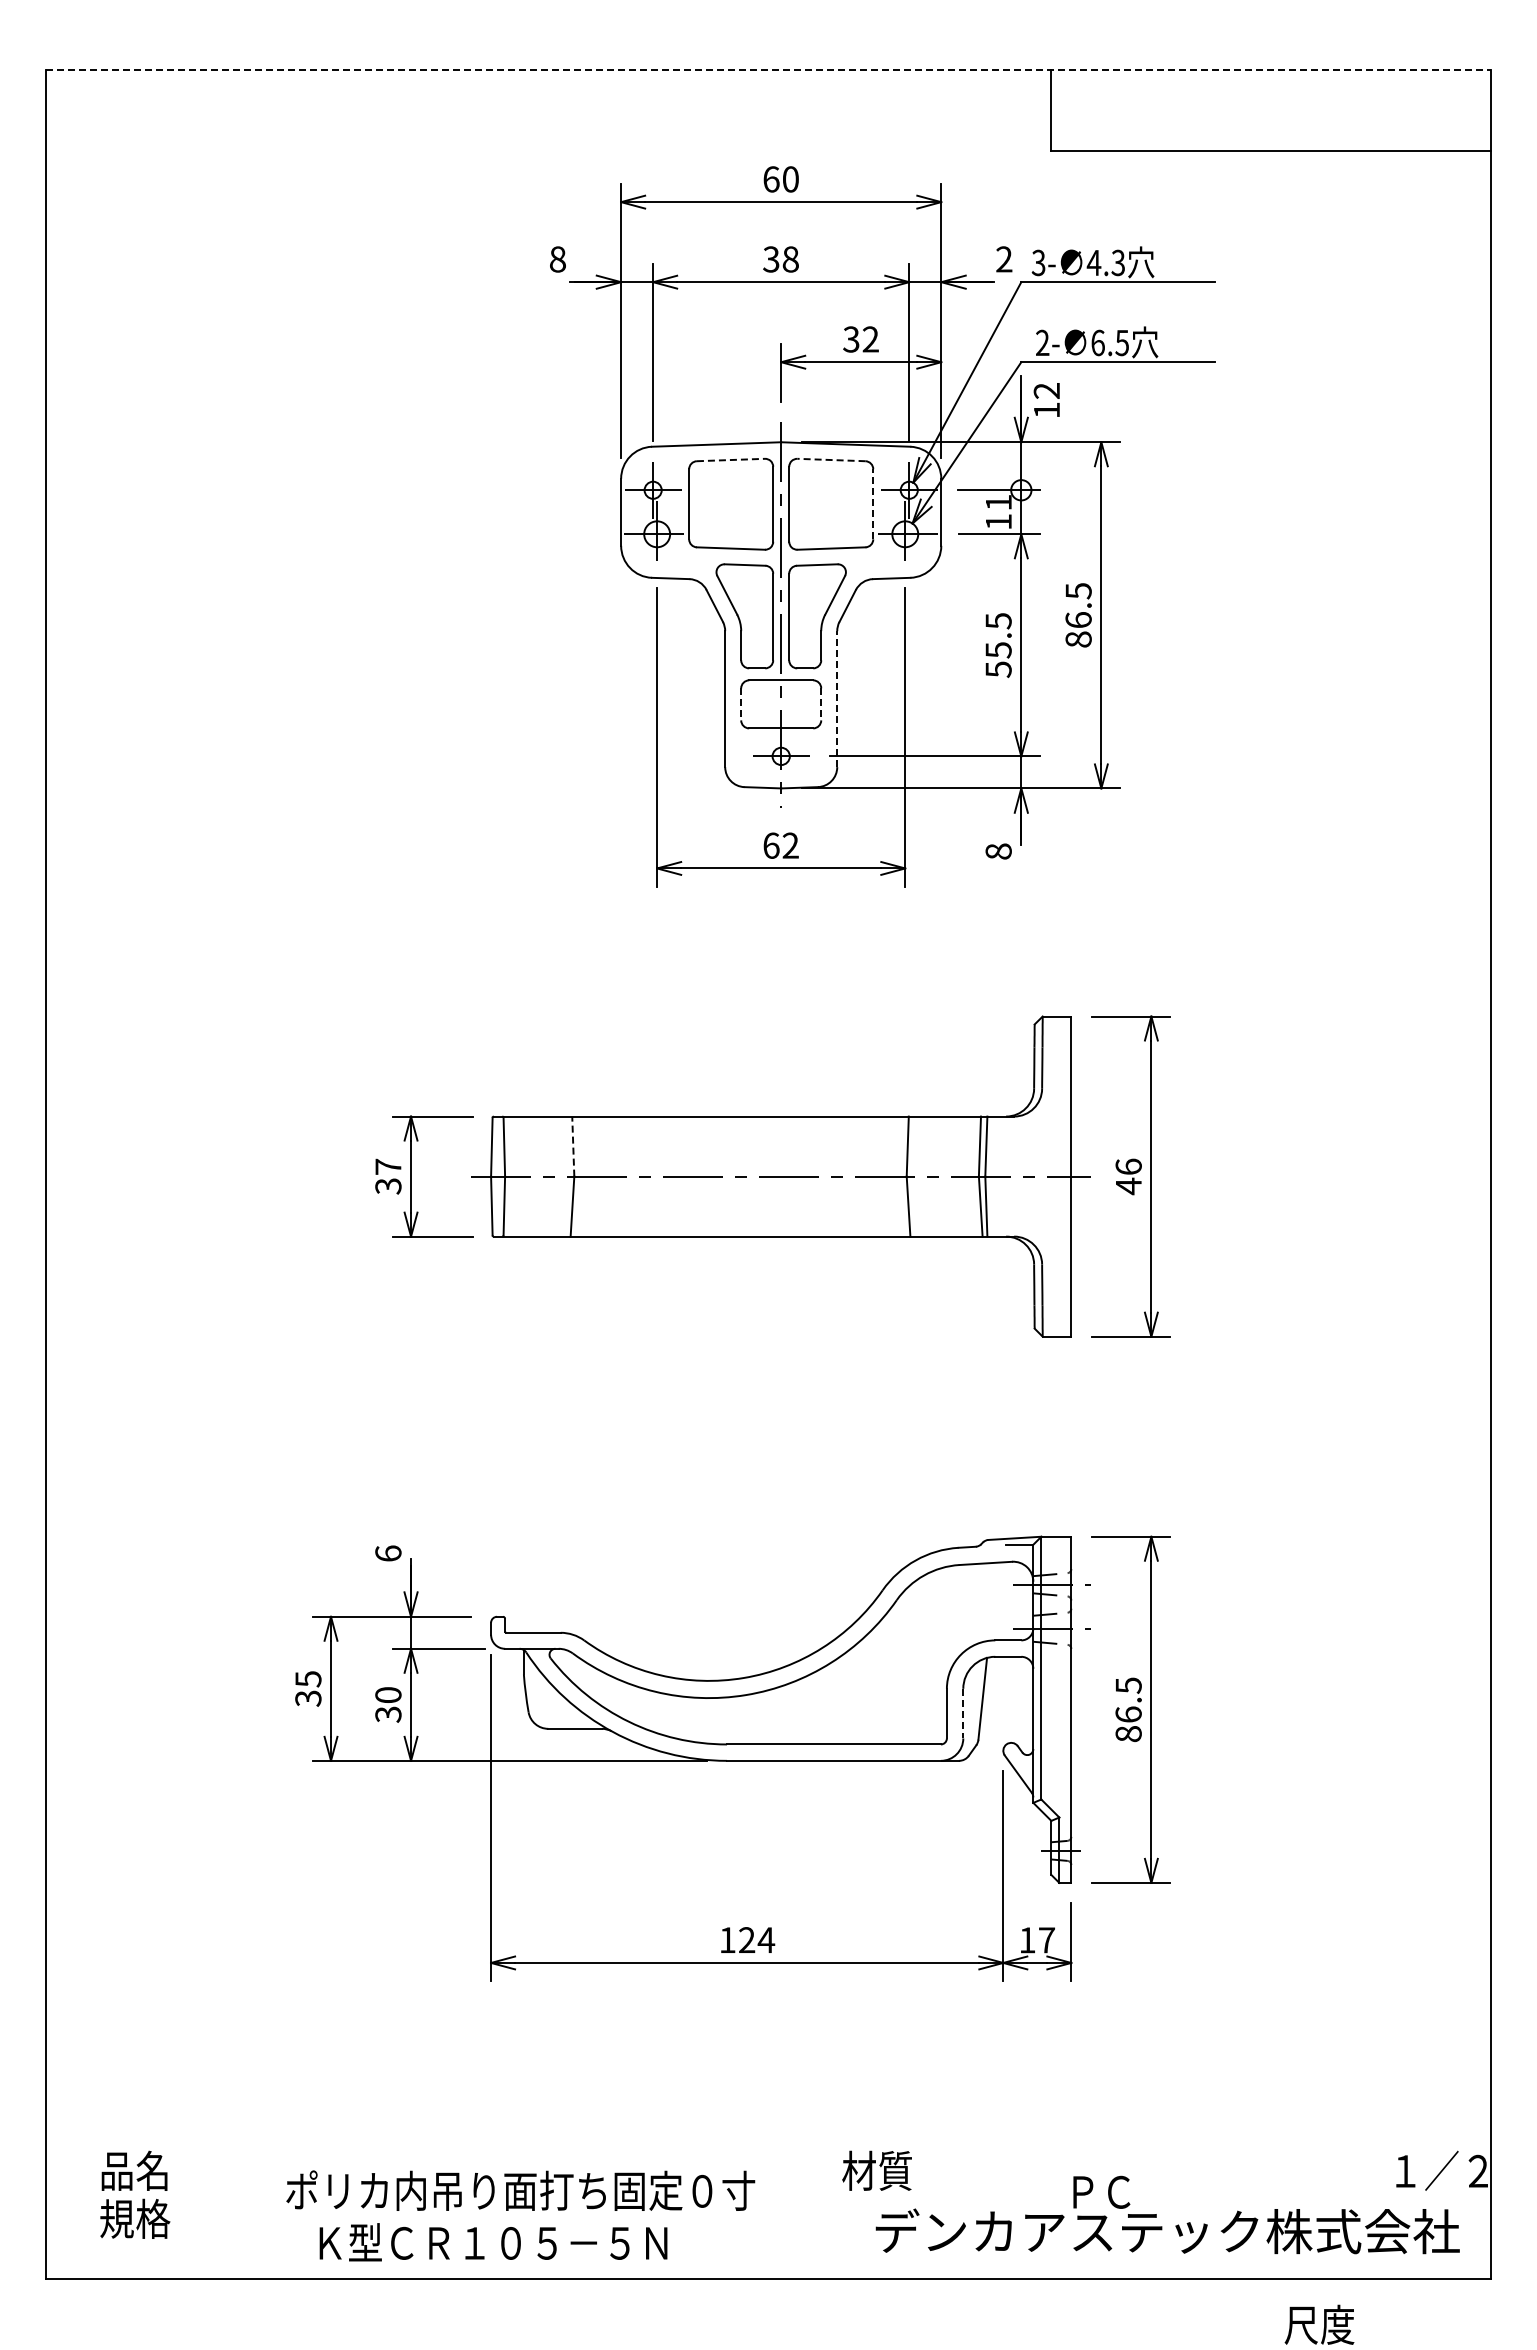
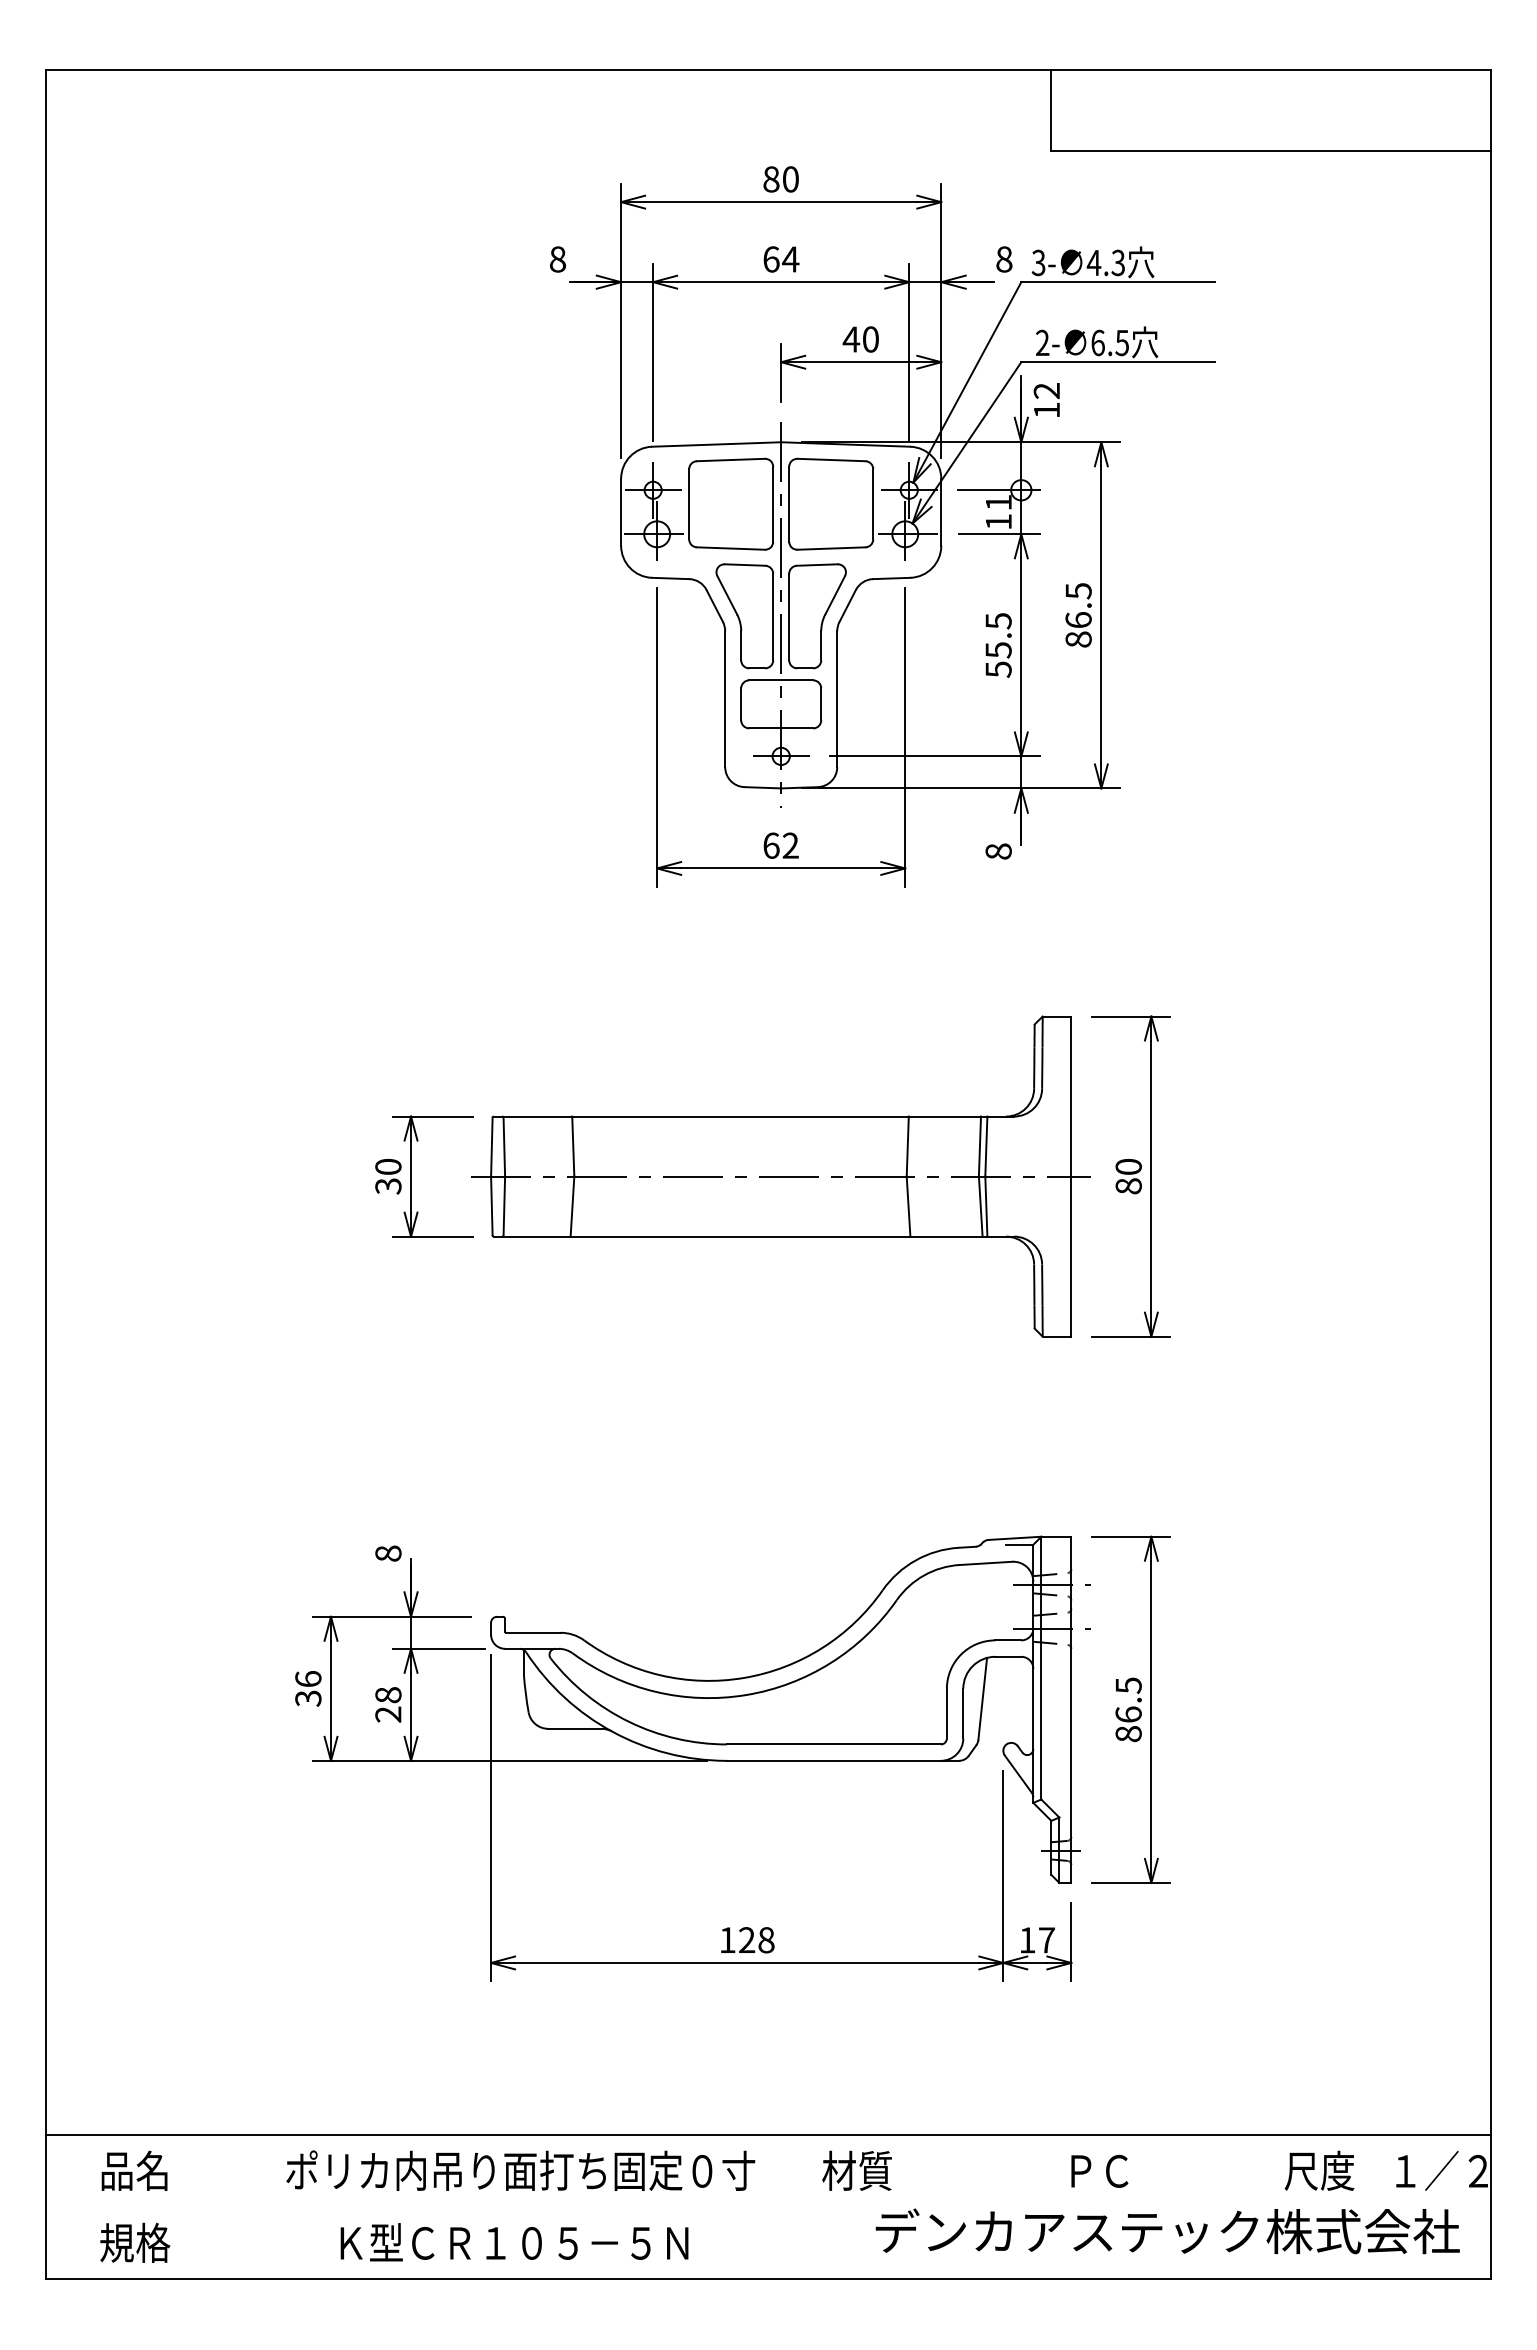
line: dashed -> solid (768, 70)
text: 60 -> 80 (771, 179)
text: 38 -> 64 (781, 259)
text: 2 -> 8 (1004, 259)
text: 32 -> 40 (860, 339)
line: dashed -> solid (731, 460)
line: dashed -> solid (831, 460)
line: dashed -> solid (873, 503)
line: dashed -> solid (837, 699)
line: dashed -> solid (741, 704)
line: dashed -> solid (821, 704)
line: dashed -> solid (573, 1146)
text: 37 -> 30 (388, 1166)
text: 46 -> 80 (1128, 1176)
text: 6 -> 8 (388, 1553)
text: 35 -> 36 (308, 1679)
text: 30 -> 28 (388, 1704)
line: dashed -> solid (963, 1713)
text: 124 -> 128 (766, 1940)
line: none -> present (768, 2135)
text position: (876, 2170) -> (856, 2170) (856, 2170)
text position: (520, 2190) -> (520, 2170) (520, 2170)
text position: (1101, 2191) -> (1099, 2170) (1099, 2170)
text position: (135, 2218) -> (135, 2242) (135, 2242)
text position: (493, 2242) -> (514, 2242) (514, 2242)
text position: (1319, 2324) -> (1319, 2170) (1319, 2170)
